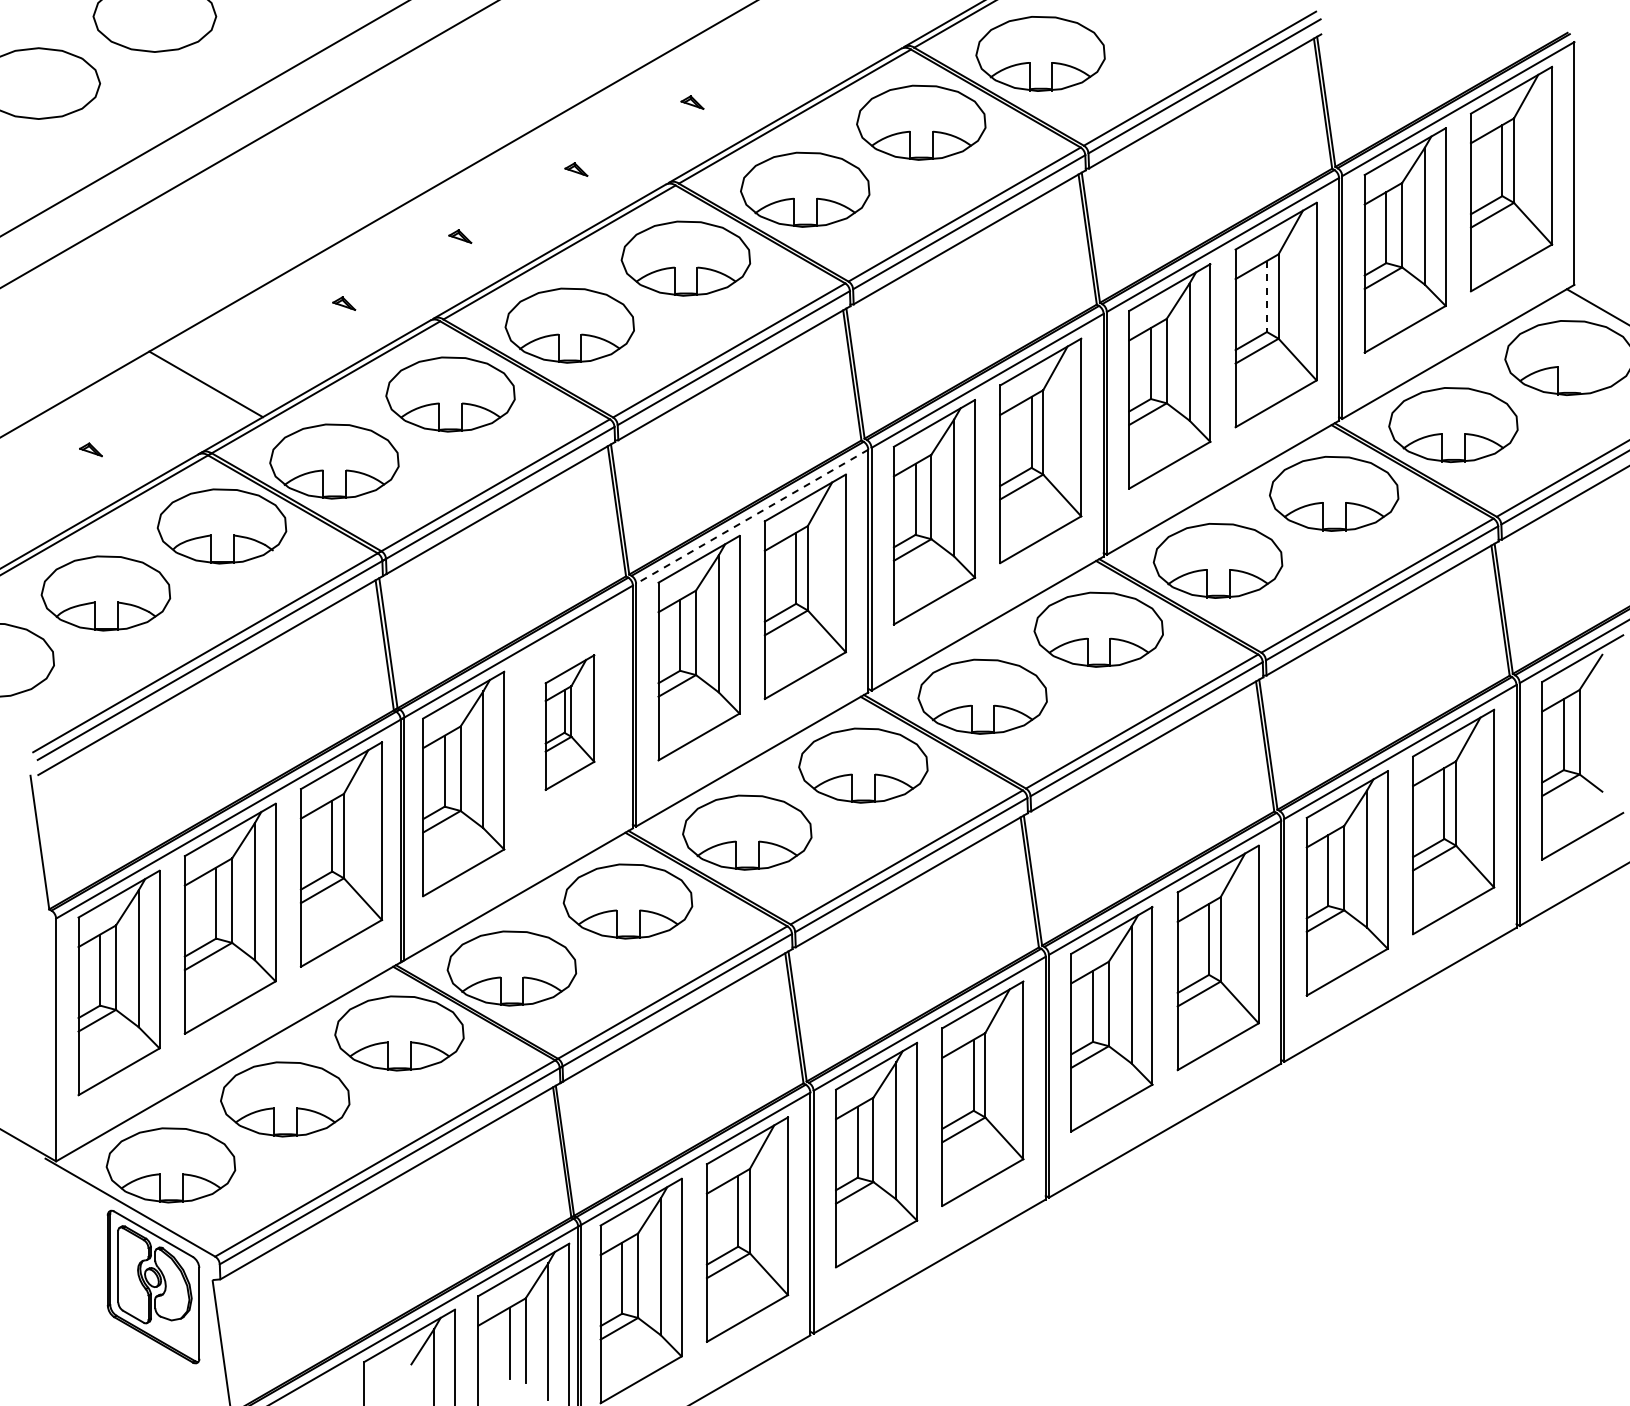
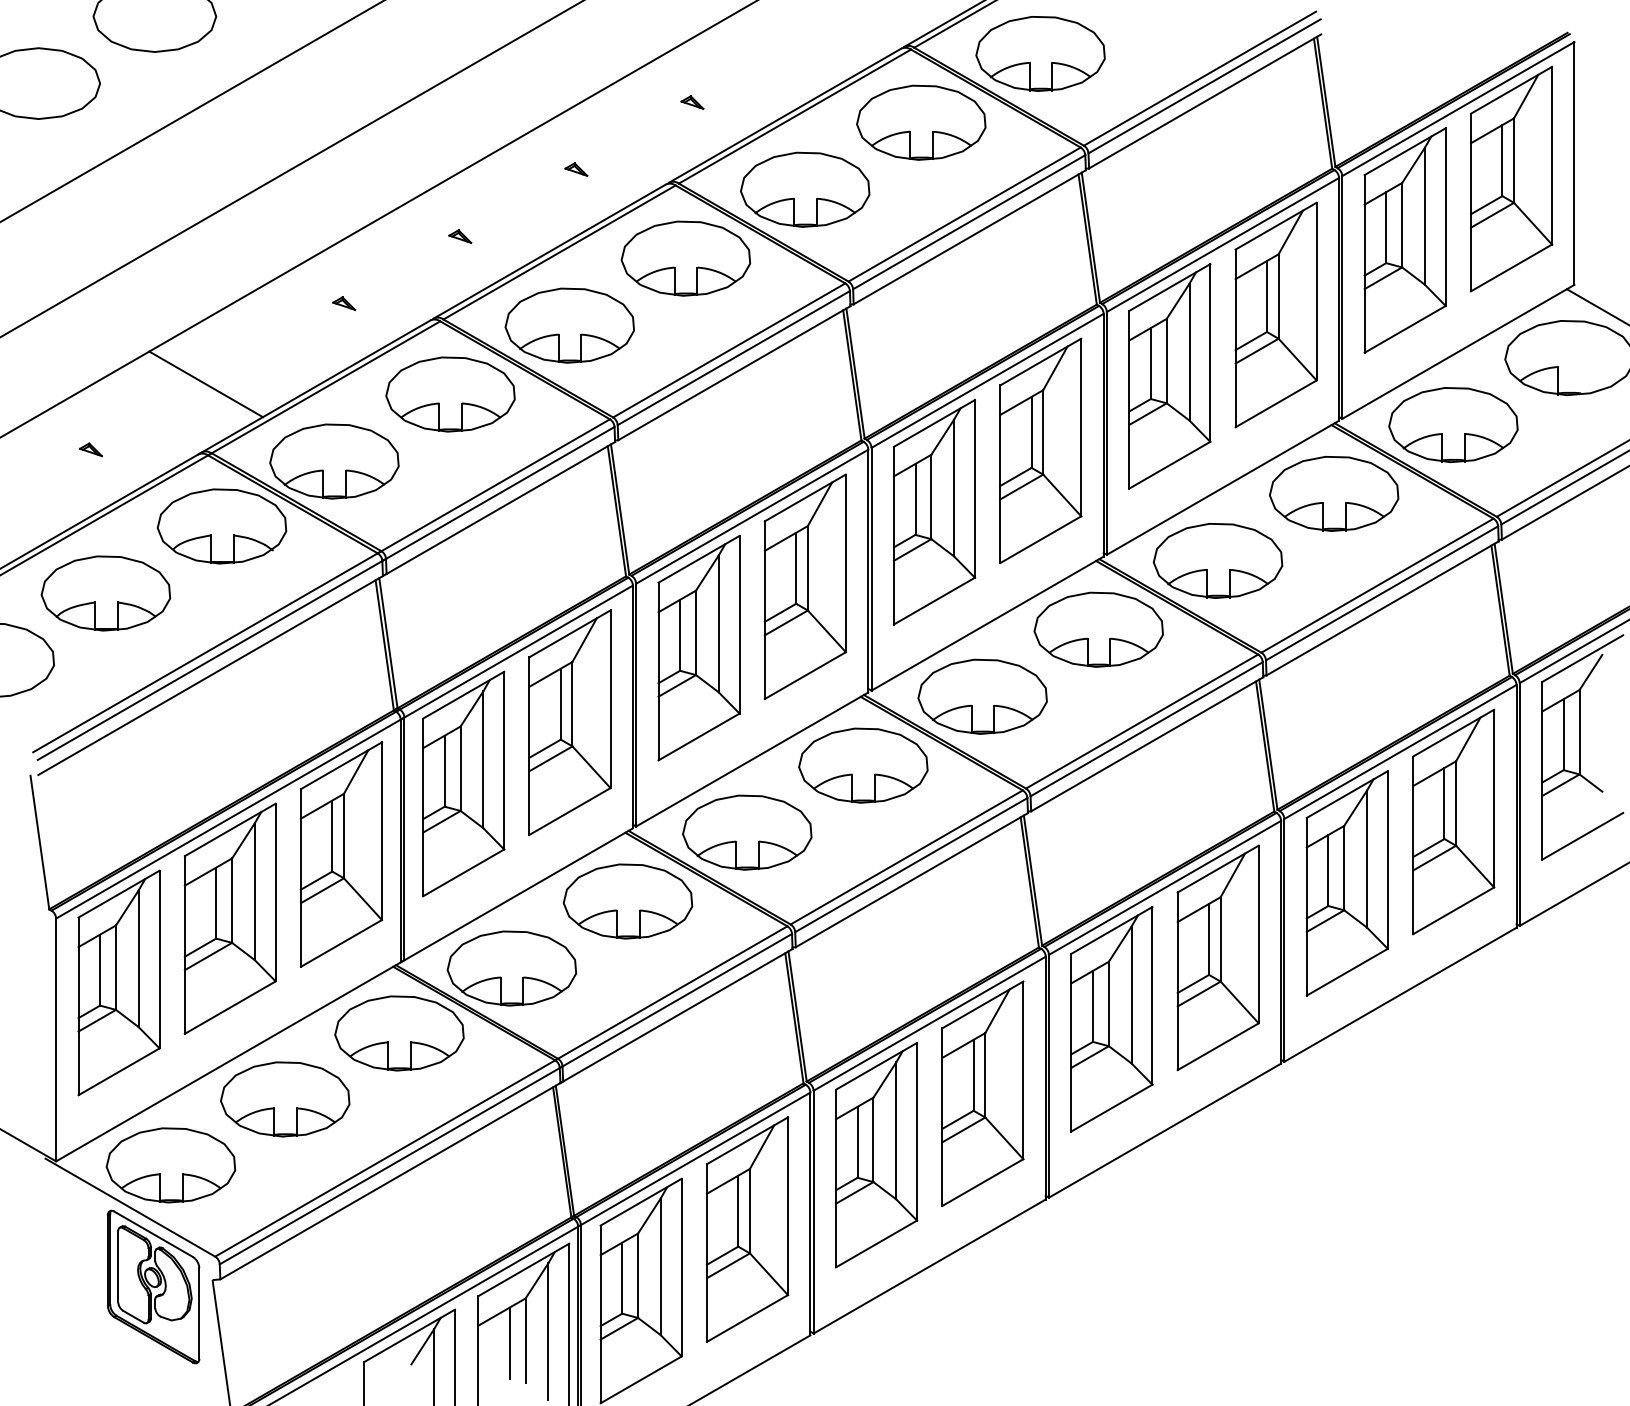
line position: (204, 118) -> (191, 111) (191, 111)
line position: (248, 144) -> (291, 168) (291, 168)
line: dashed -> solid (1266, 297)
line: dashed -> solid (751, 517)
part size: 52x137 px -> 84x227 px (569, 722)
